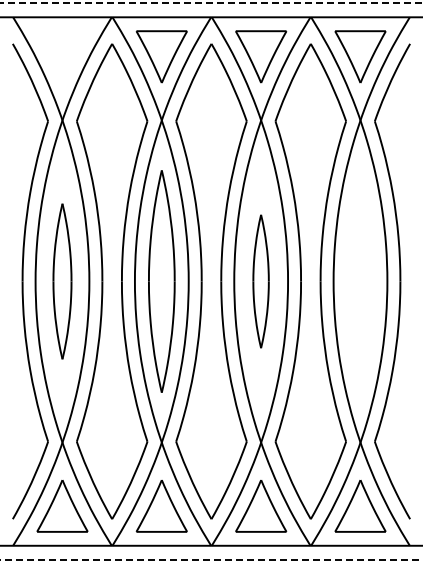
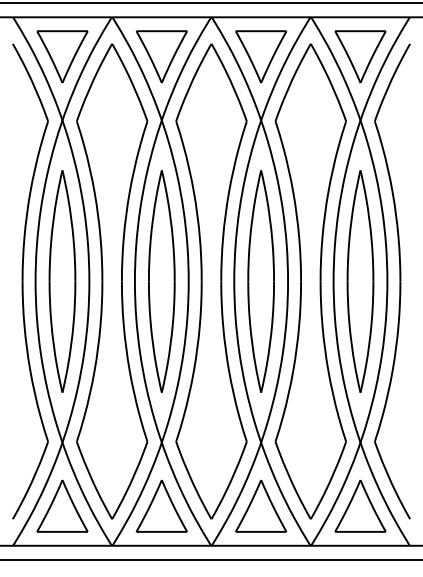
line: dashed -> solid (211, 3)
part: none -> present (62, 56)
part size: 21x157 px -> 29x223 px (62, 281)
part size: 18x135 px -> 28x223 px (260, 281)
part: none -> present (360, 281)
line: dashed -> solid (211, 559)
